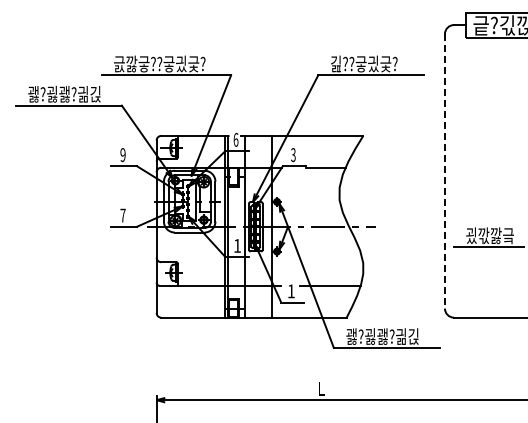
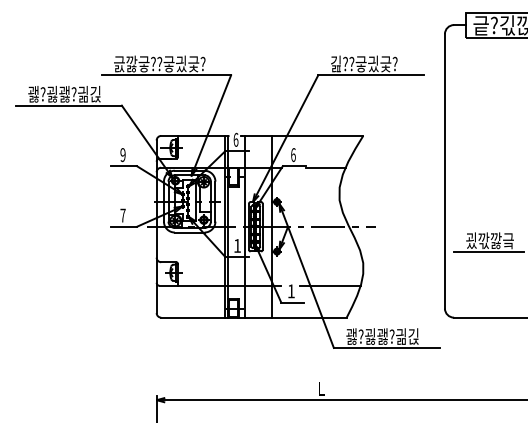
text: 3 -> 6 (293, 154)
line: dashed -> solid (444, 171)
part position: (488, 237) -> (488, 242) (488, 242)
